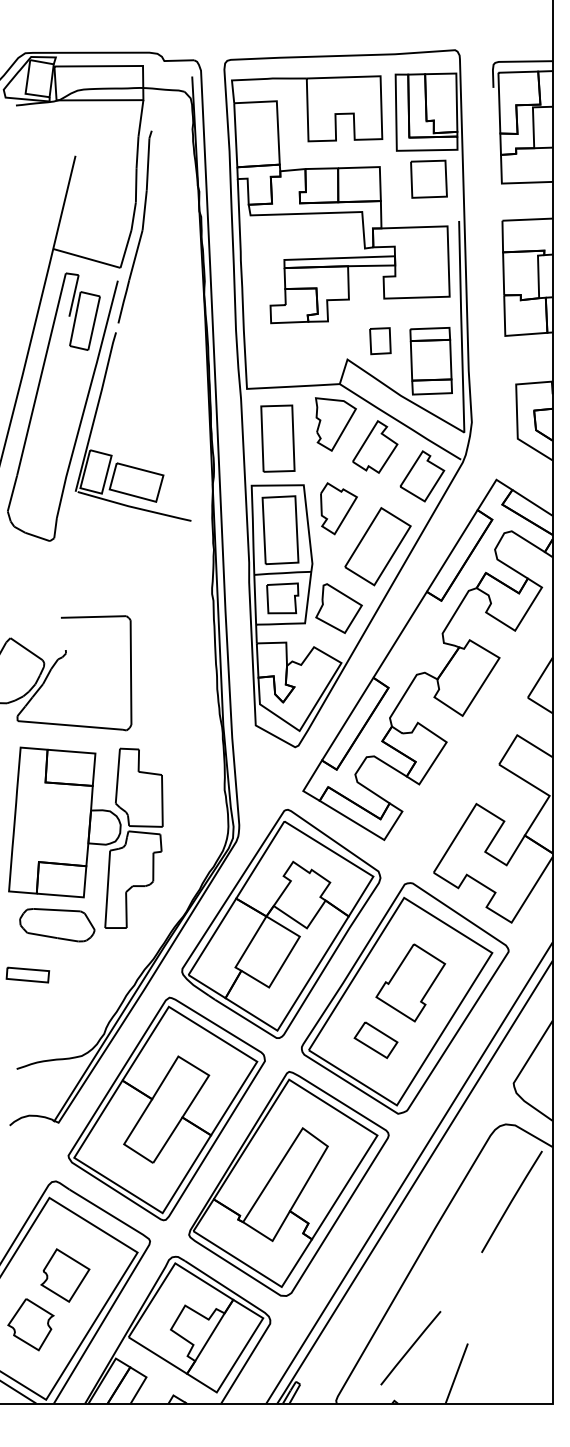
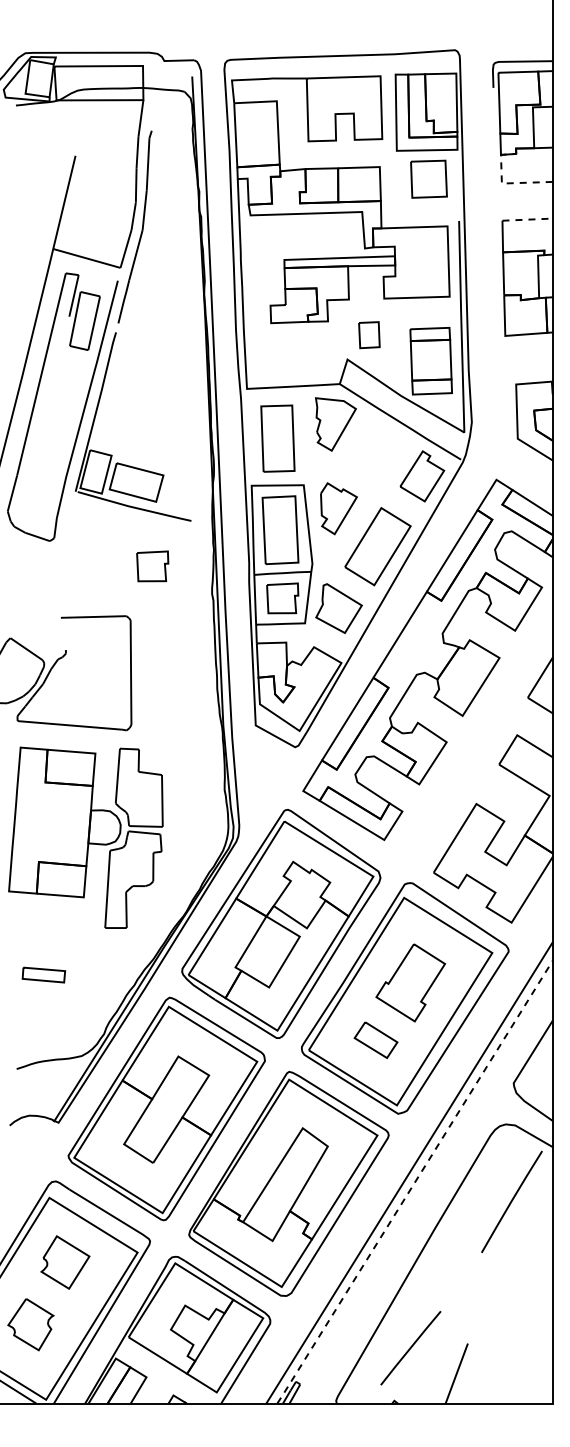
line: solid -> dashed (503, 183)
line: solid -> dashed (528, 219)
part position: (380, 341) -> (369, 335) (369, 335)
part: present -> none (375, 446)
part: none -> present (152, 566)
part: present -> none (57, 925)
part position: (27, 974) -> (43, 974) (43, 974)
line: solid -> dashed (415, 1182)
part position: (65, 1275) -> (65, 1262) (65, 1262)
